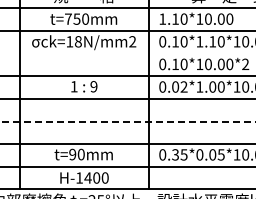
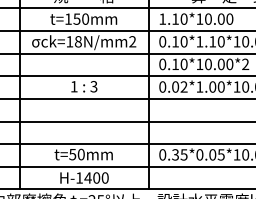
text: t=750mm -> t=150mm (68, 18)
line: none -> present (127, 53)
text: 9 -> 3 (93, 86)
line: dashed -> solid (127, 121)
text: t=90mm -> t=50mm (72, 154)
